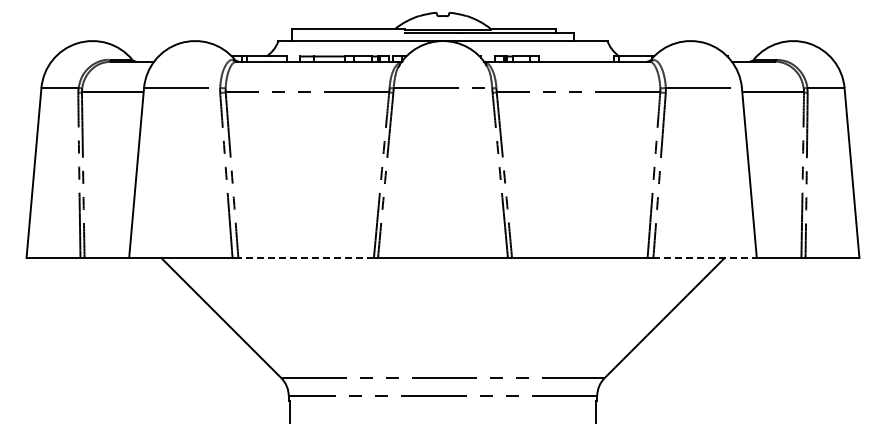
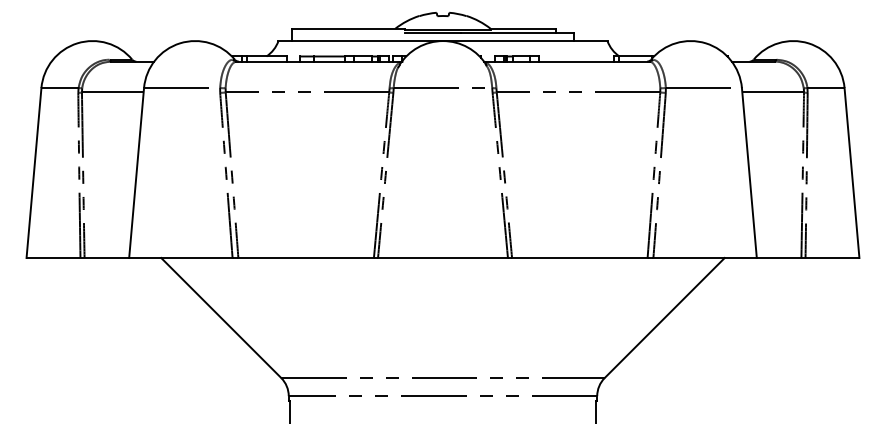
line: dashed -> solid (306, 258)
line: dashed -> solid (705, 258)
